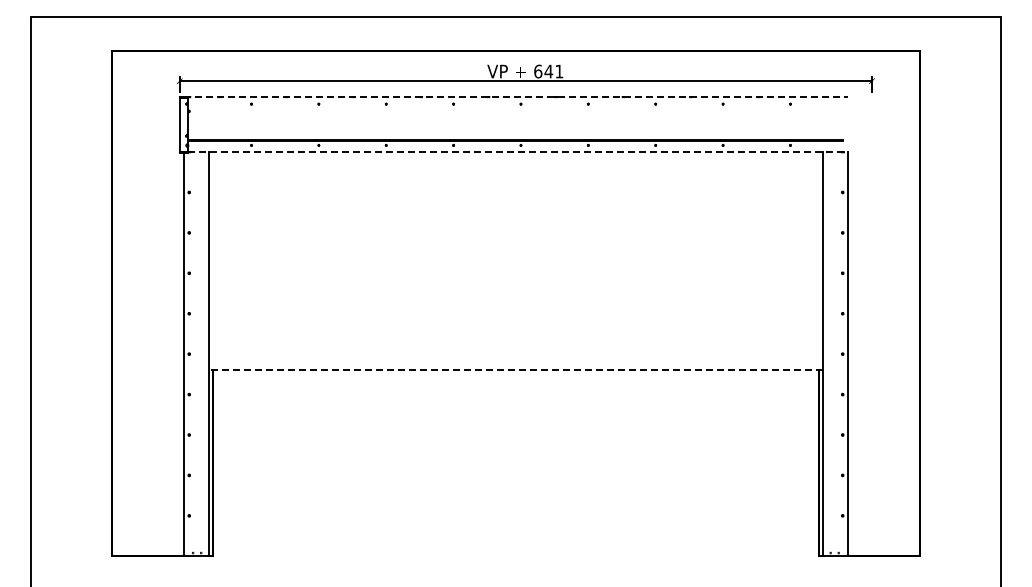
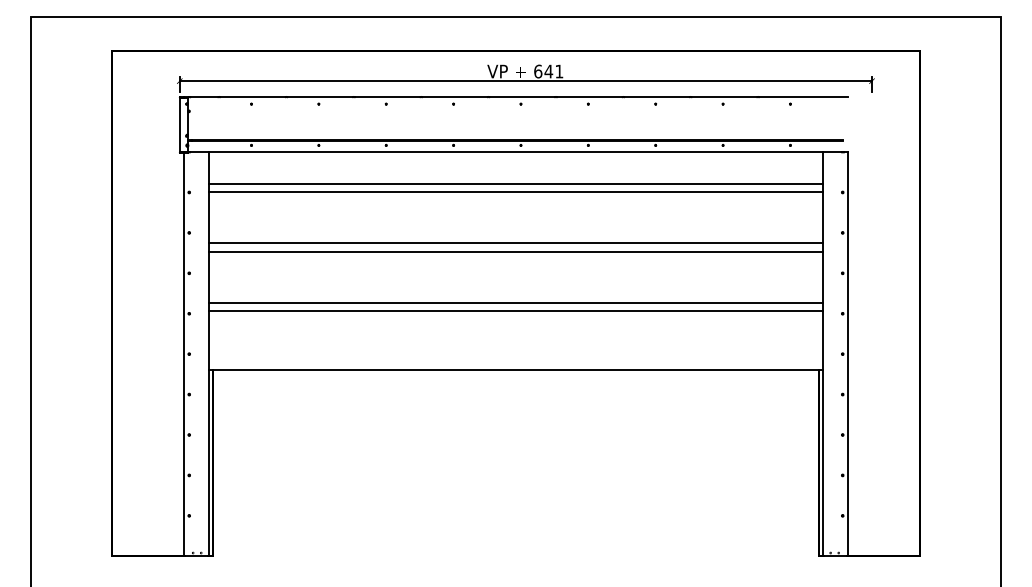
line: dashed -> solid (516, 97)
line: dashed -> solid (517, 152)
line: none -> present (515, 184)
line: none -> present (515, 192)
line: none -> present (515, 243)
line: none -> present (515, 251)
line: none -> present (515, 302)
line: none -> present (515, 310)
line: dashed -> solid (515, 370)
